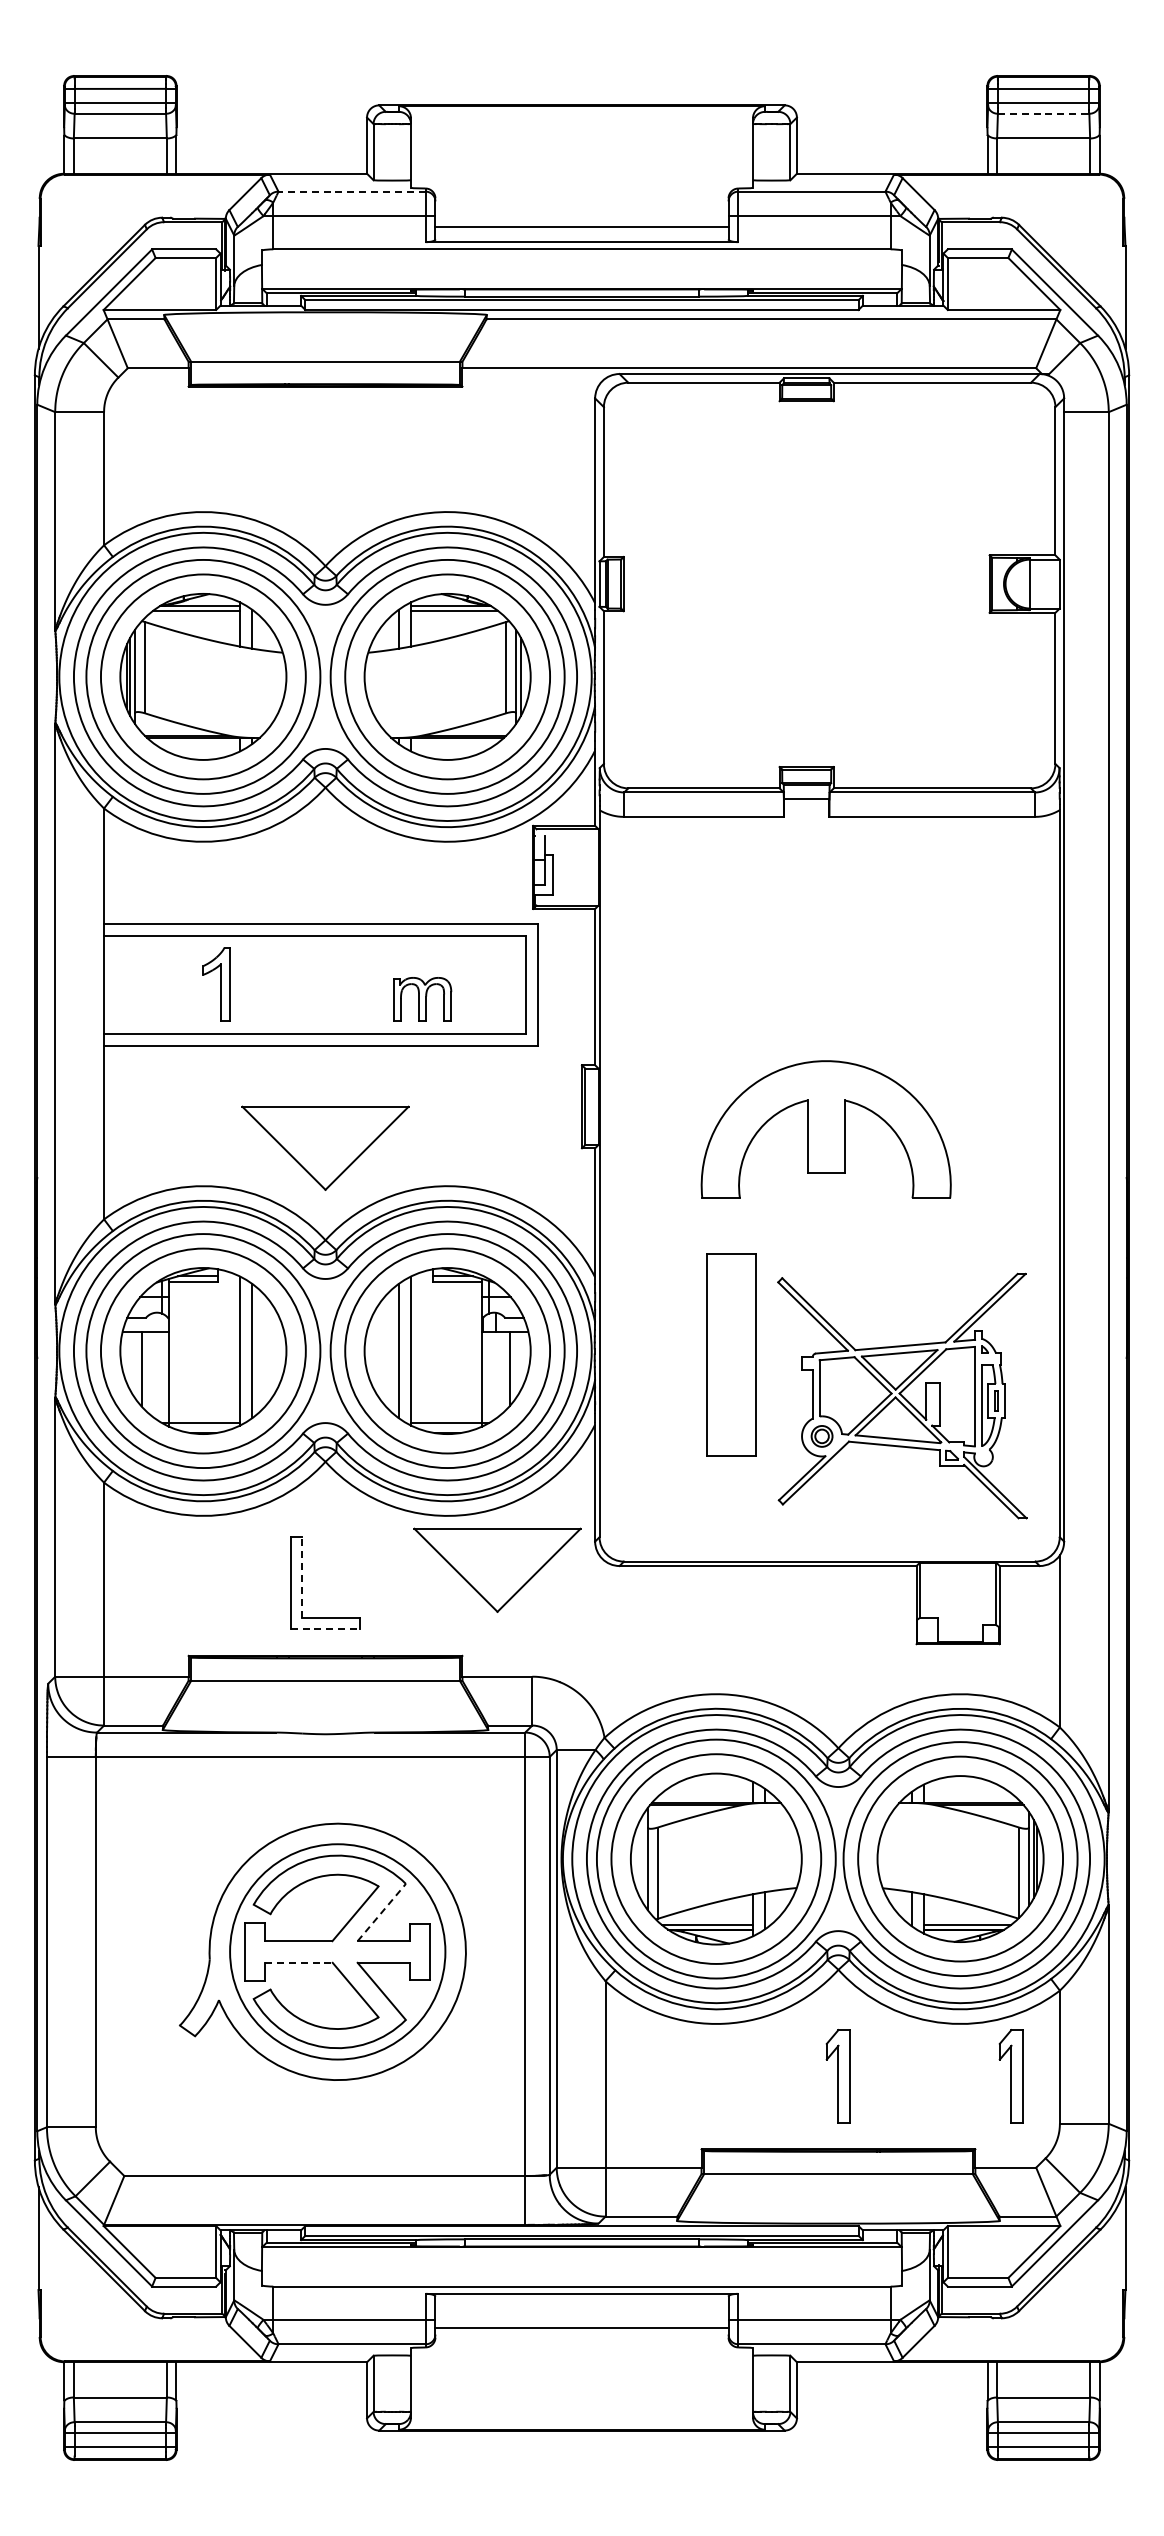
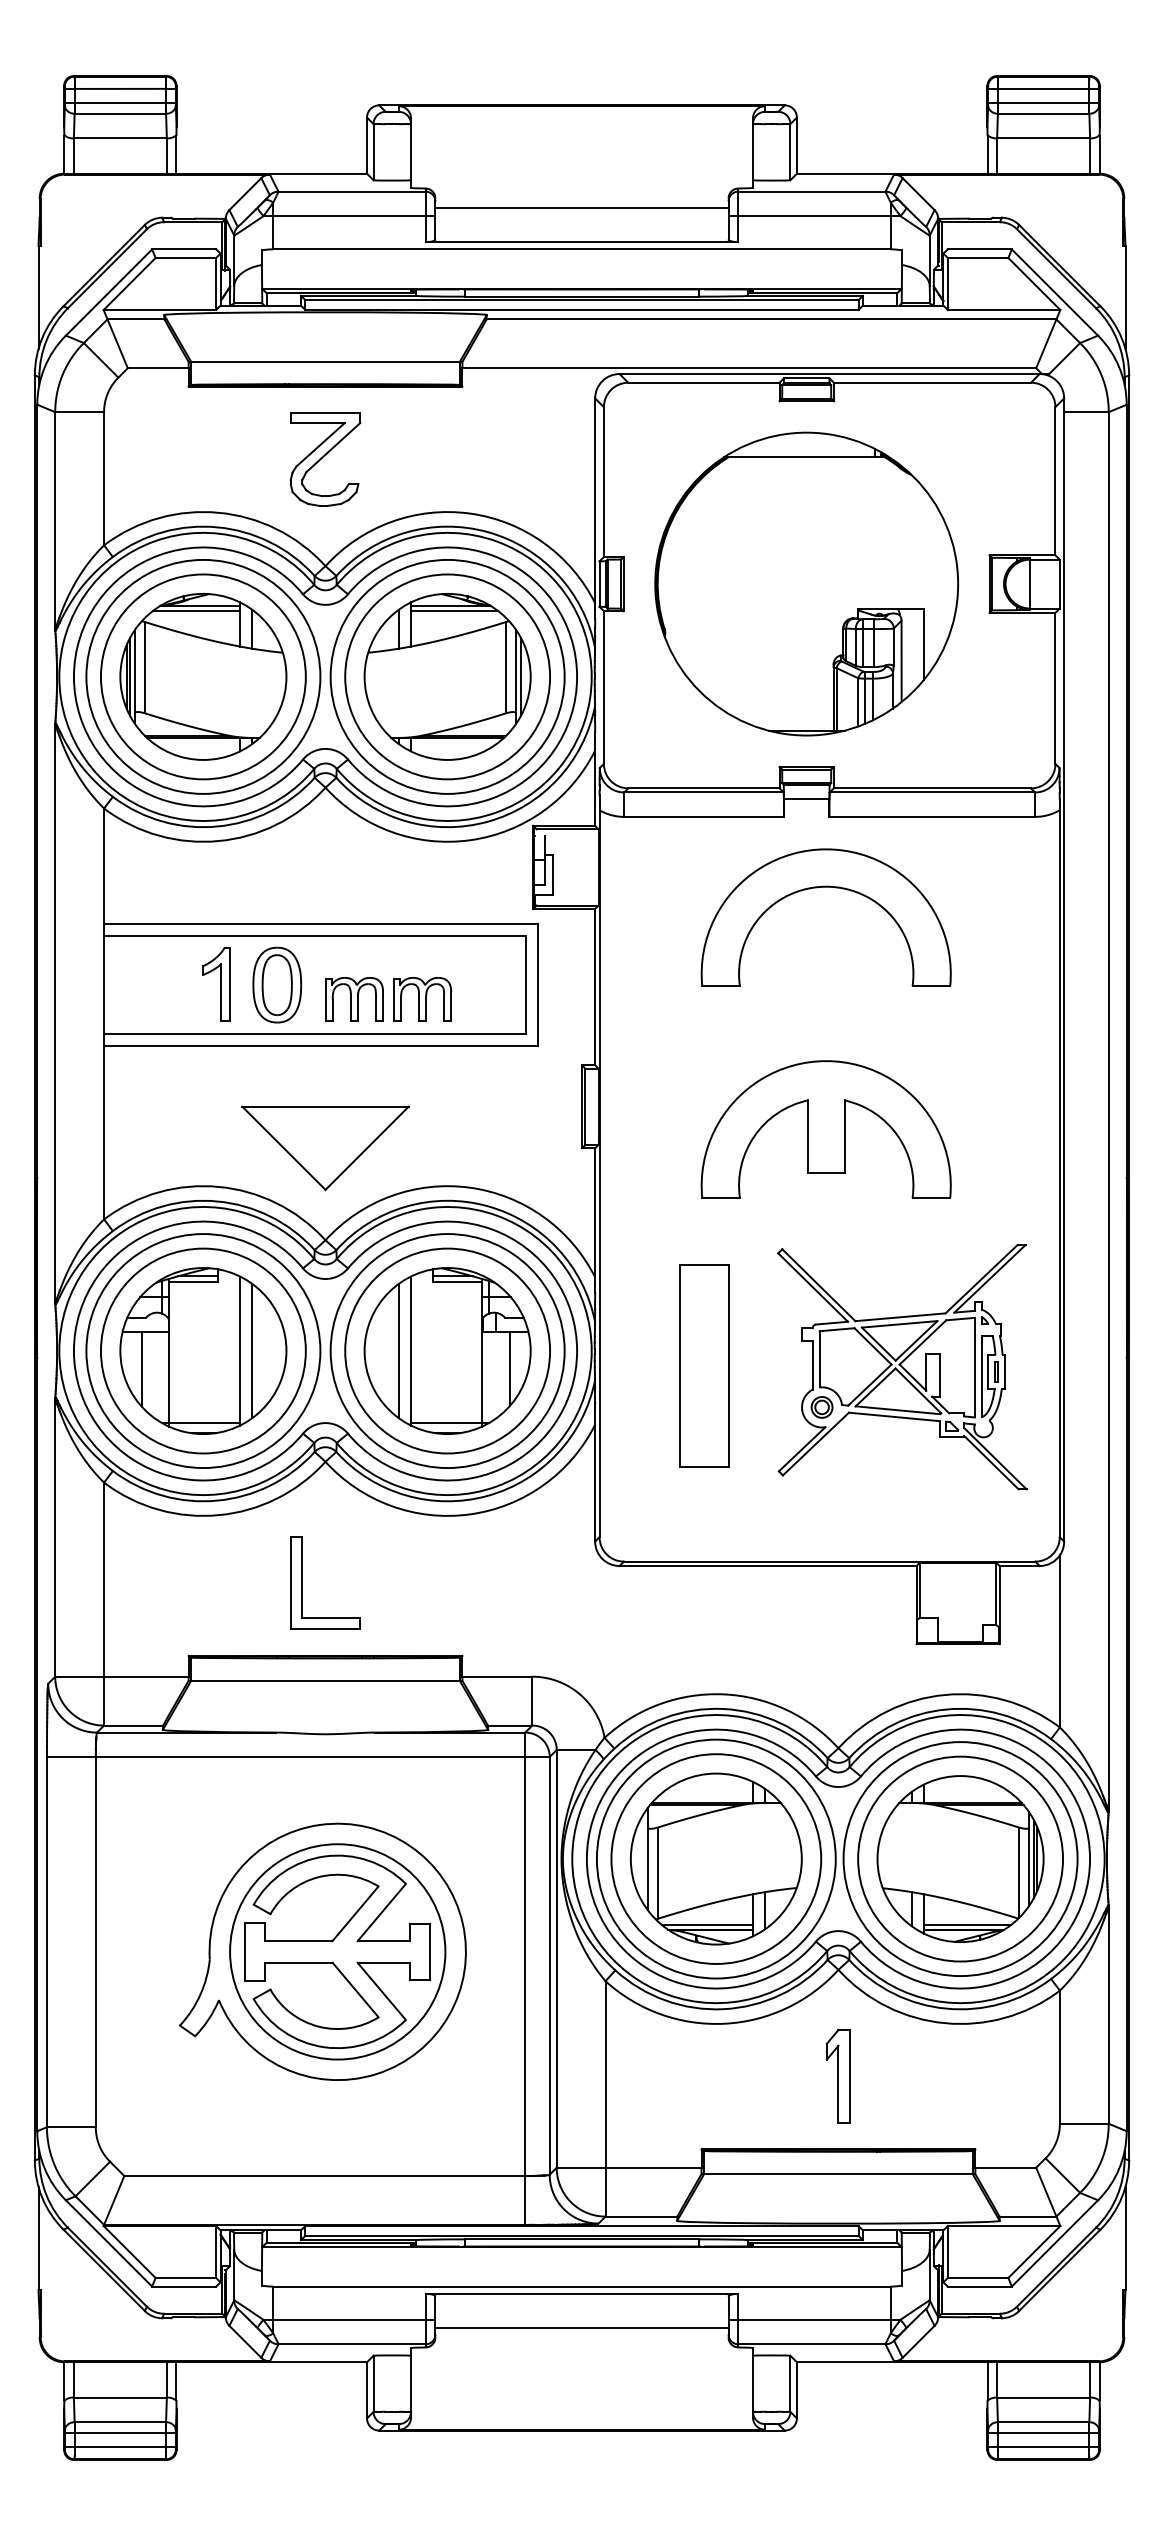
line: dashed -> solid (1043, 113)
line: dashed -> solid (352, 191)
line position: (581, 226) -> (581, 207) (581, 207)
part: none -> present (325, 459)
part: none -> present (806, 583)
part: none -> present (825, 887)
part: none -> present (277, 984)
part: none -> present (354, 999)
part position: (731, 1354) -> (704, 1365) (704, 1365)
part position: (902, 1395) -> (902, 1366) (902, 1366)
part: present -> none (497, 1569)
line: dashed -> solid (302, 1576)
line: dashed -> solid (325, 1629)
line: dashed -> solid (382, 1912)
line: dashed -> solid (298, 1962)
part: present -> none (1010, 2076)
